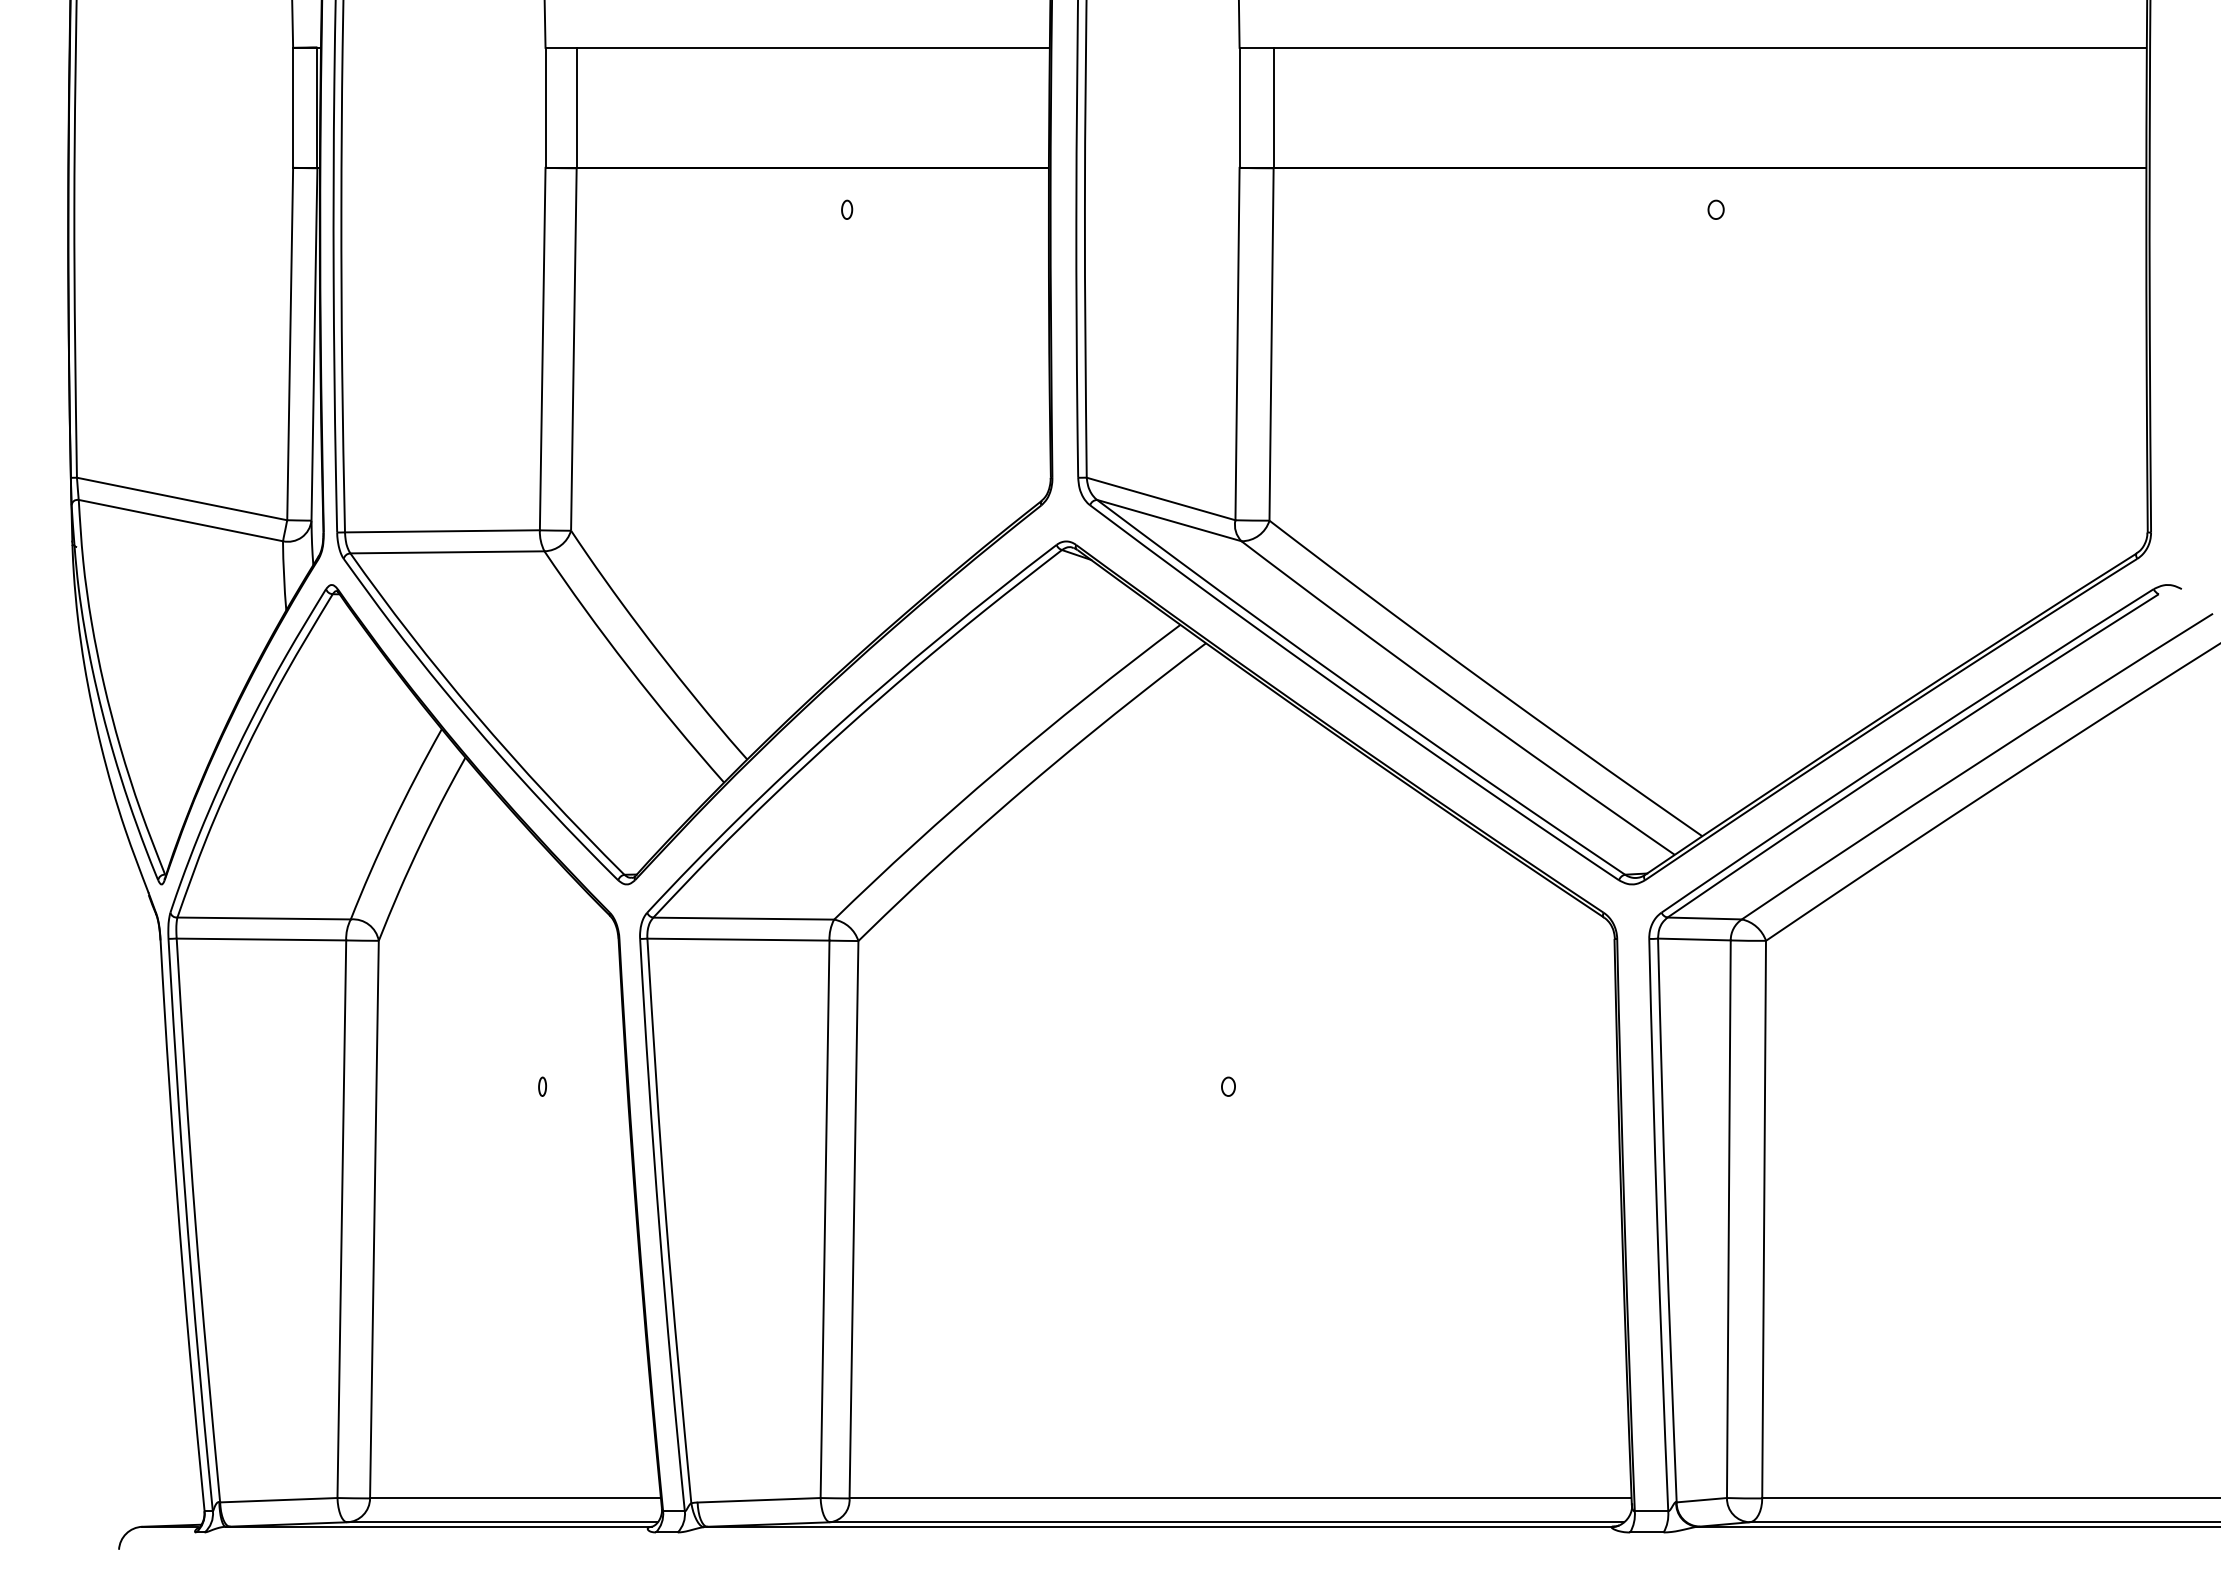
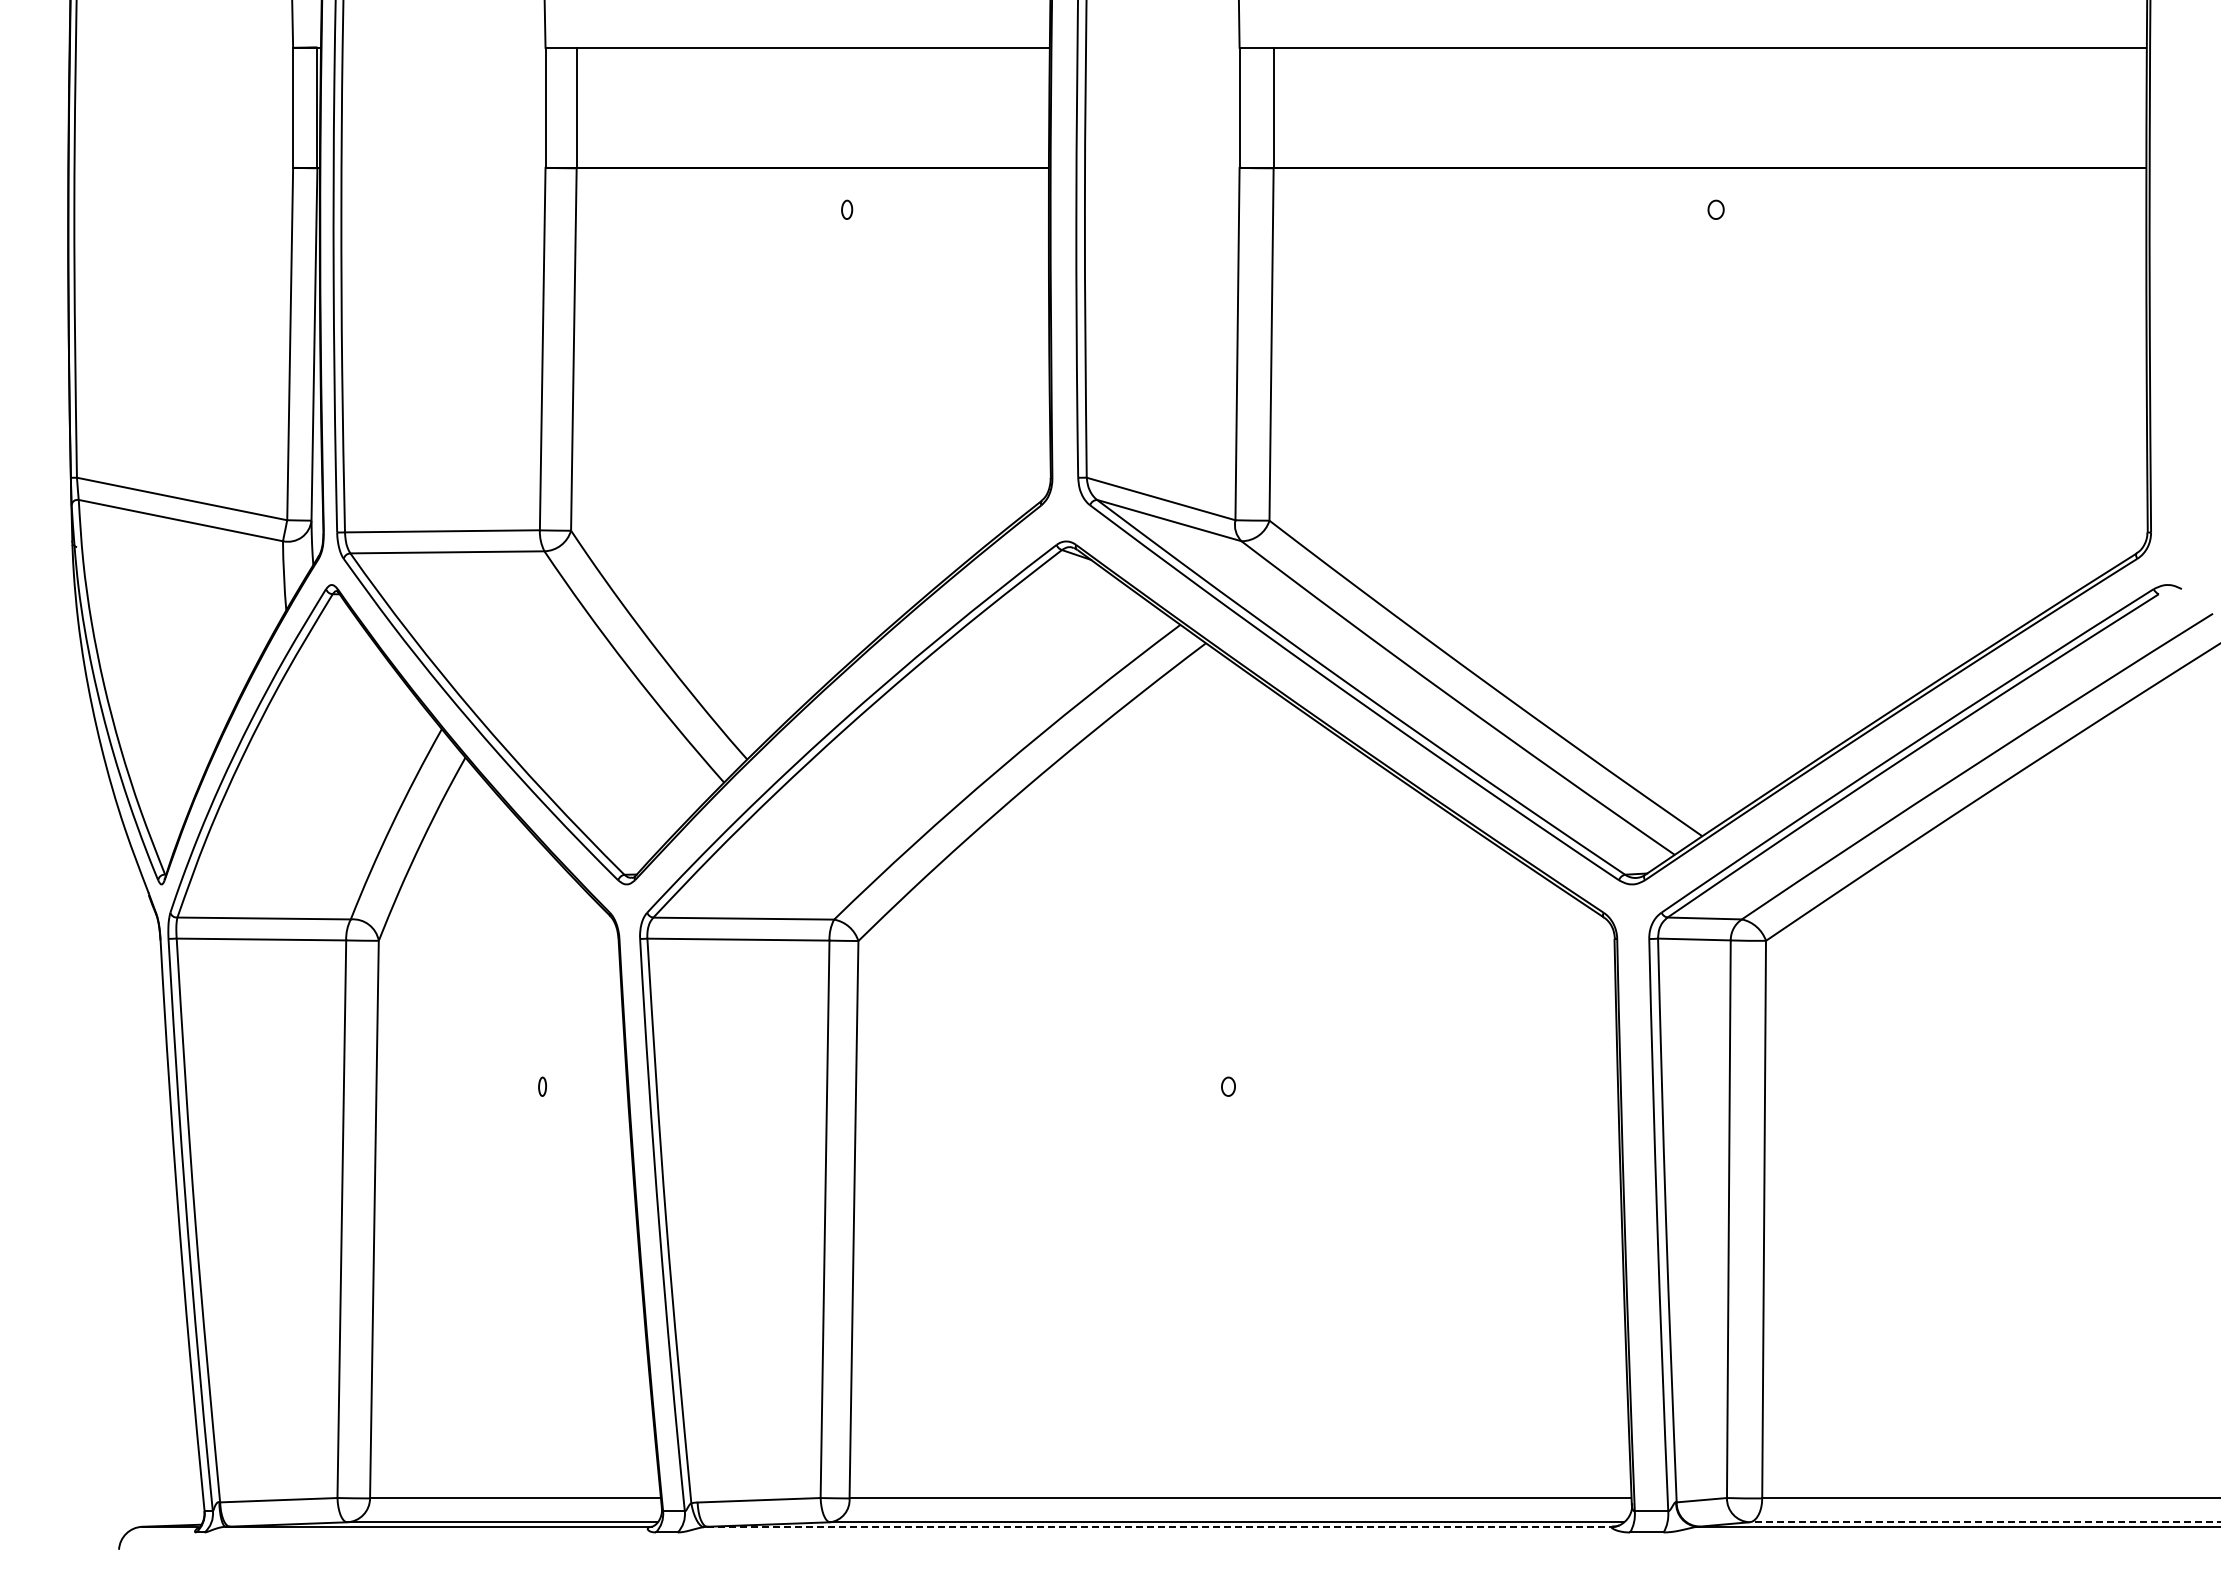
line: solid -> dashed (1984, 1522)
line: solid -> dashed (1159, 1526)
